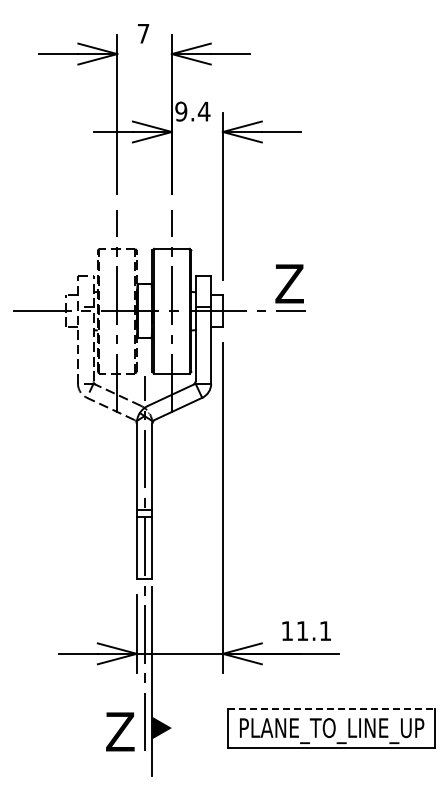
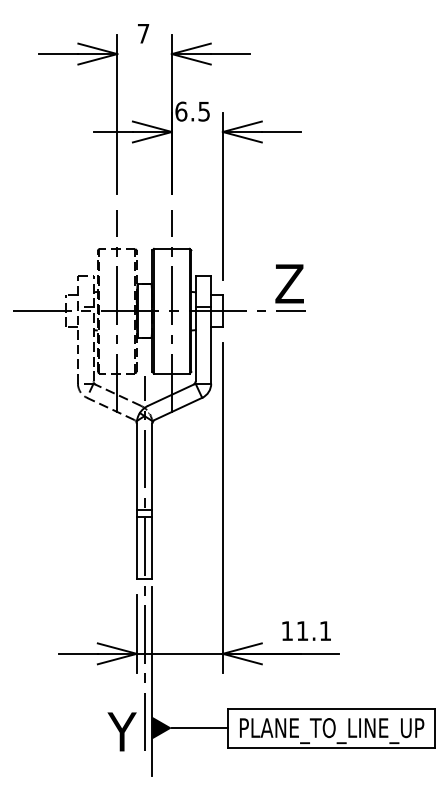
text: 9.4 -> 6.5 (192, 111)
line: dashed -> solid (332, 708)
line: none -> present (199, 728)
text: Z -> Y (121, 731)
